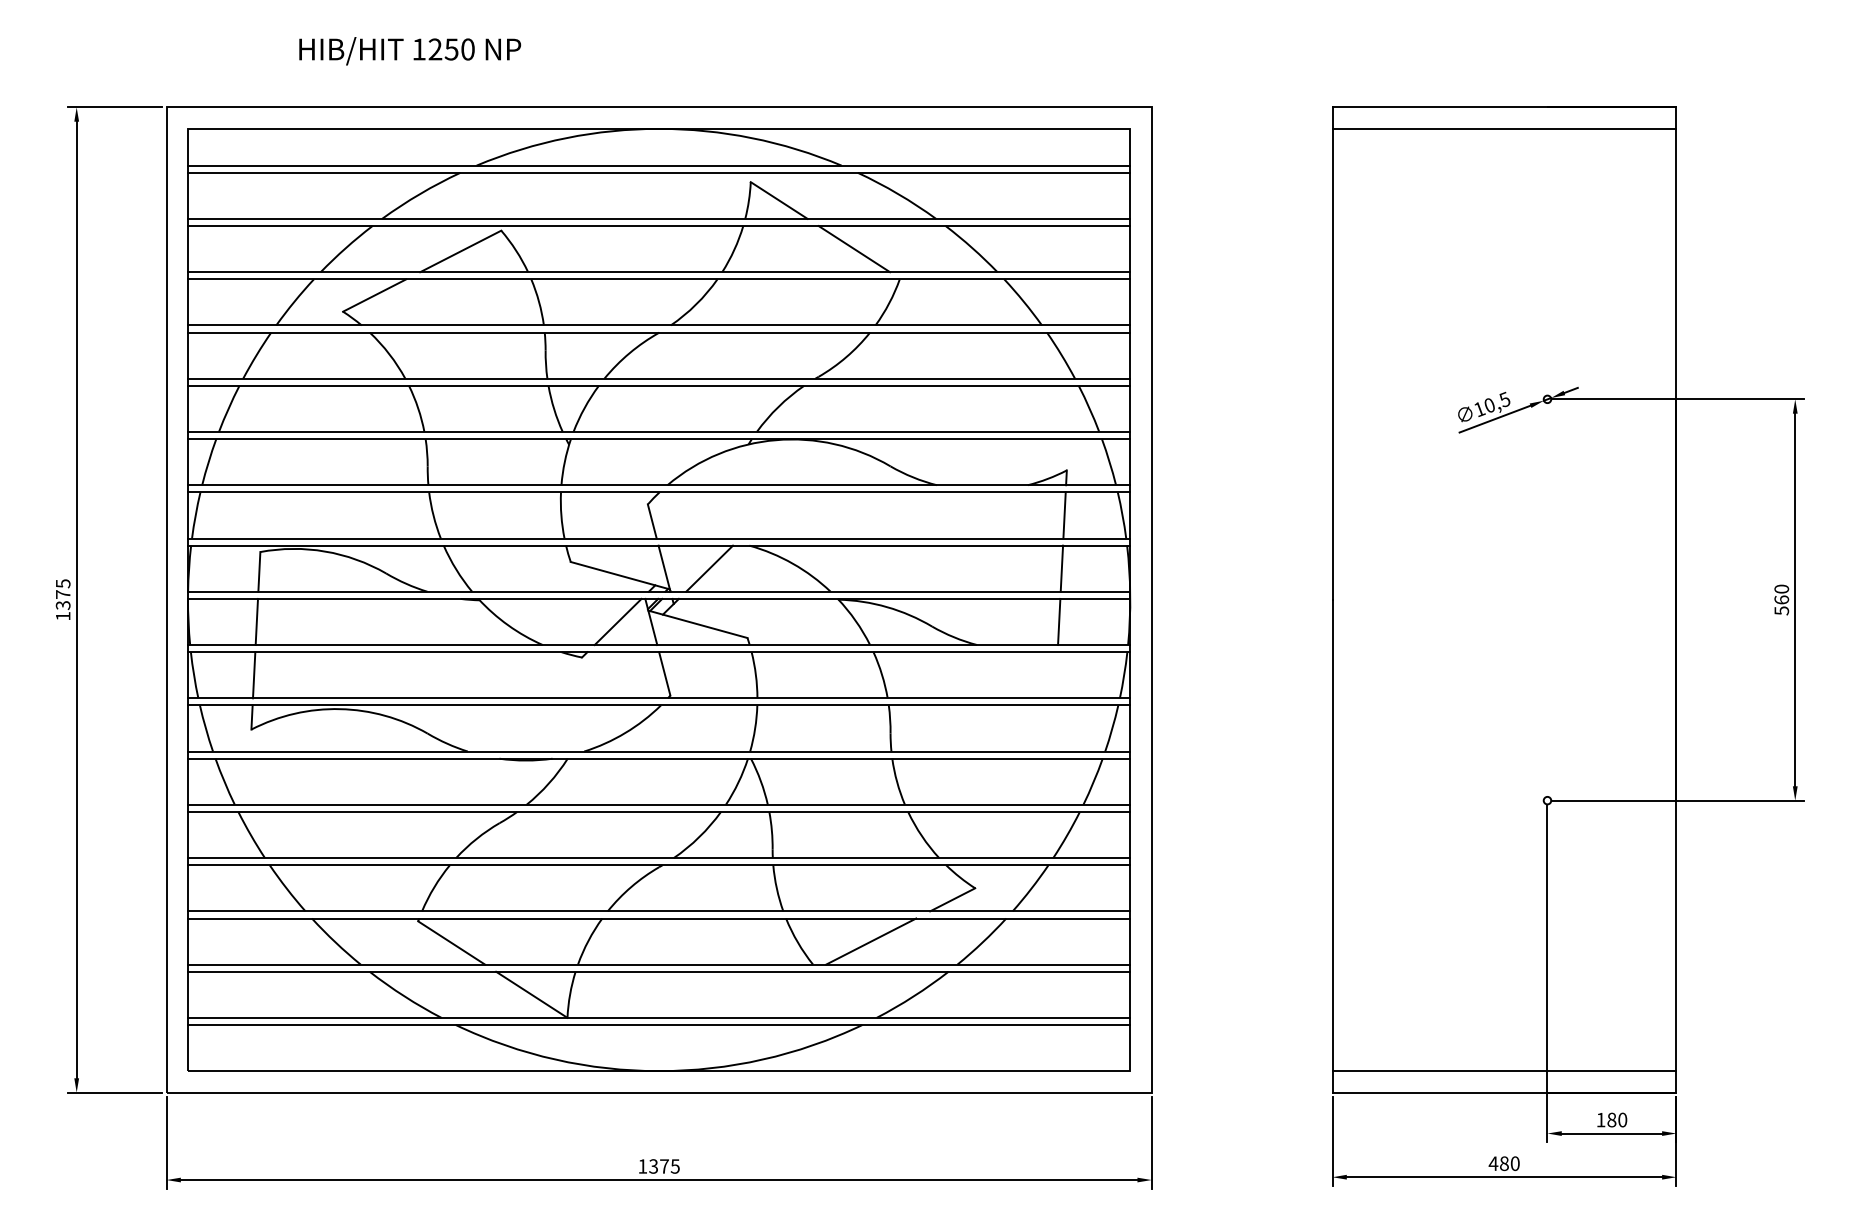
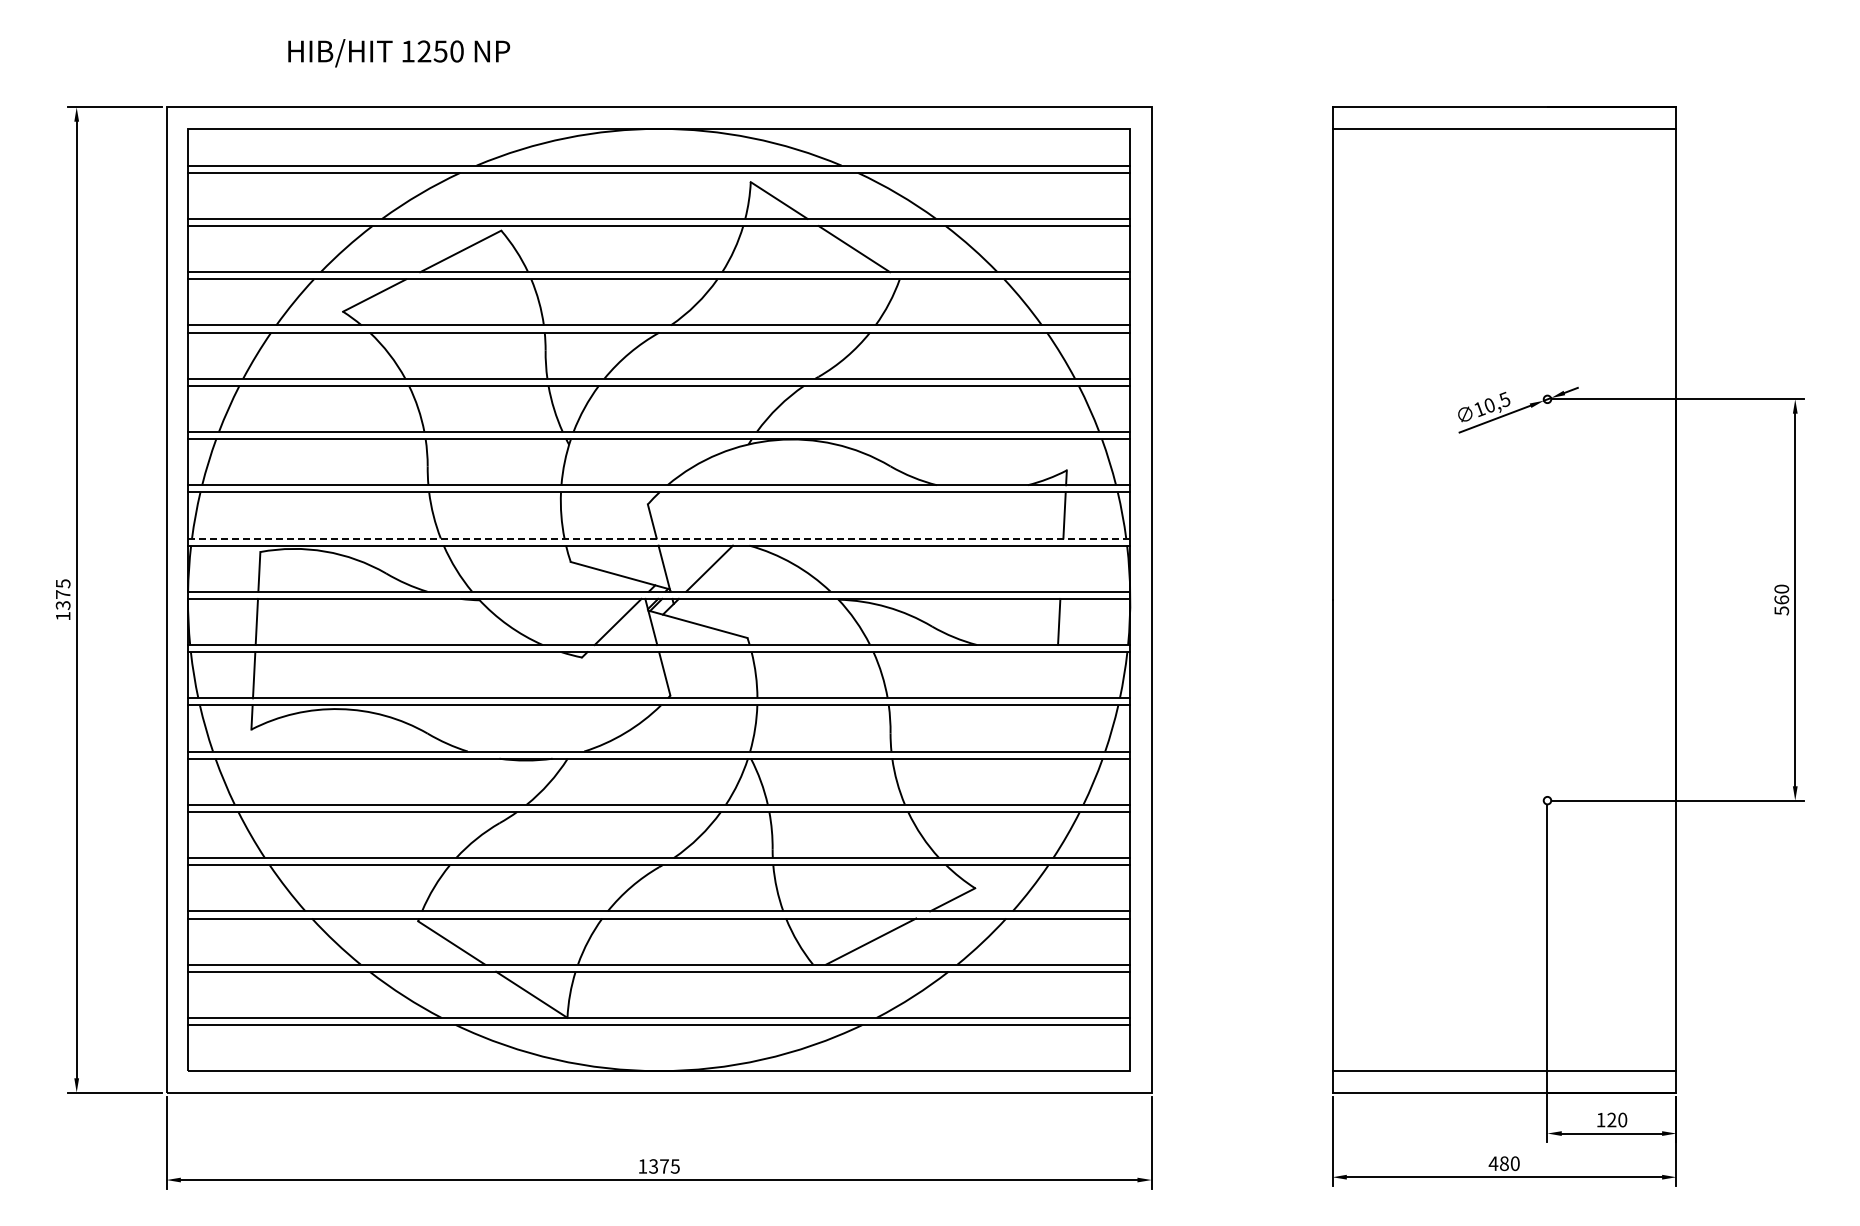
text position: (410, 51) -> (399, 53) (399, 53)
line: solid -> dashed (659, 538)
line: present -> none (1061, 568)
text: 180 -> 120 (1611, 1119)
